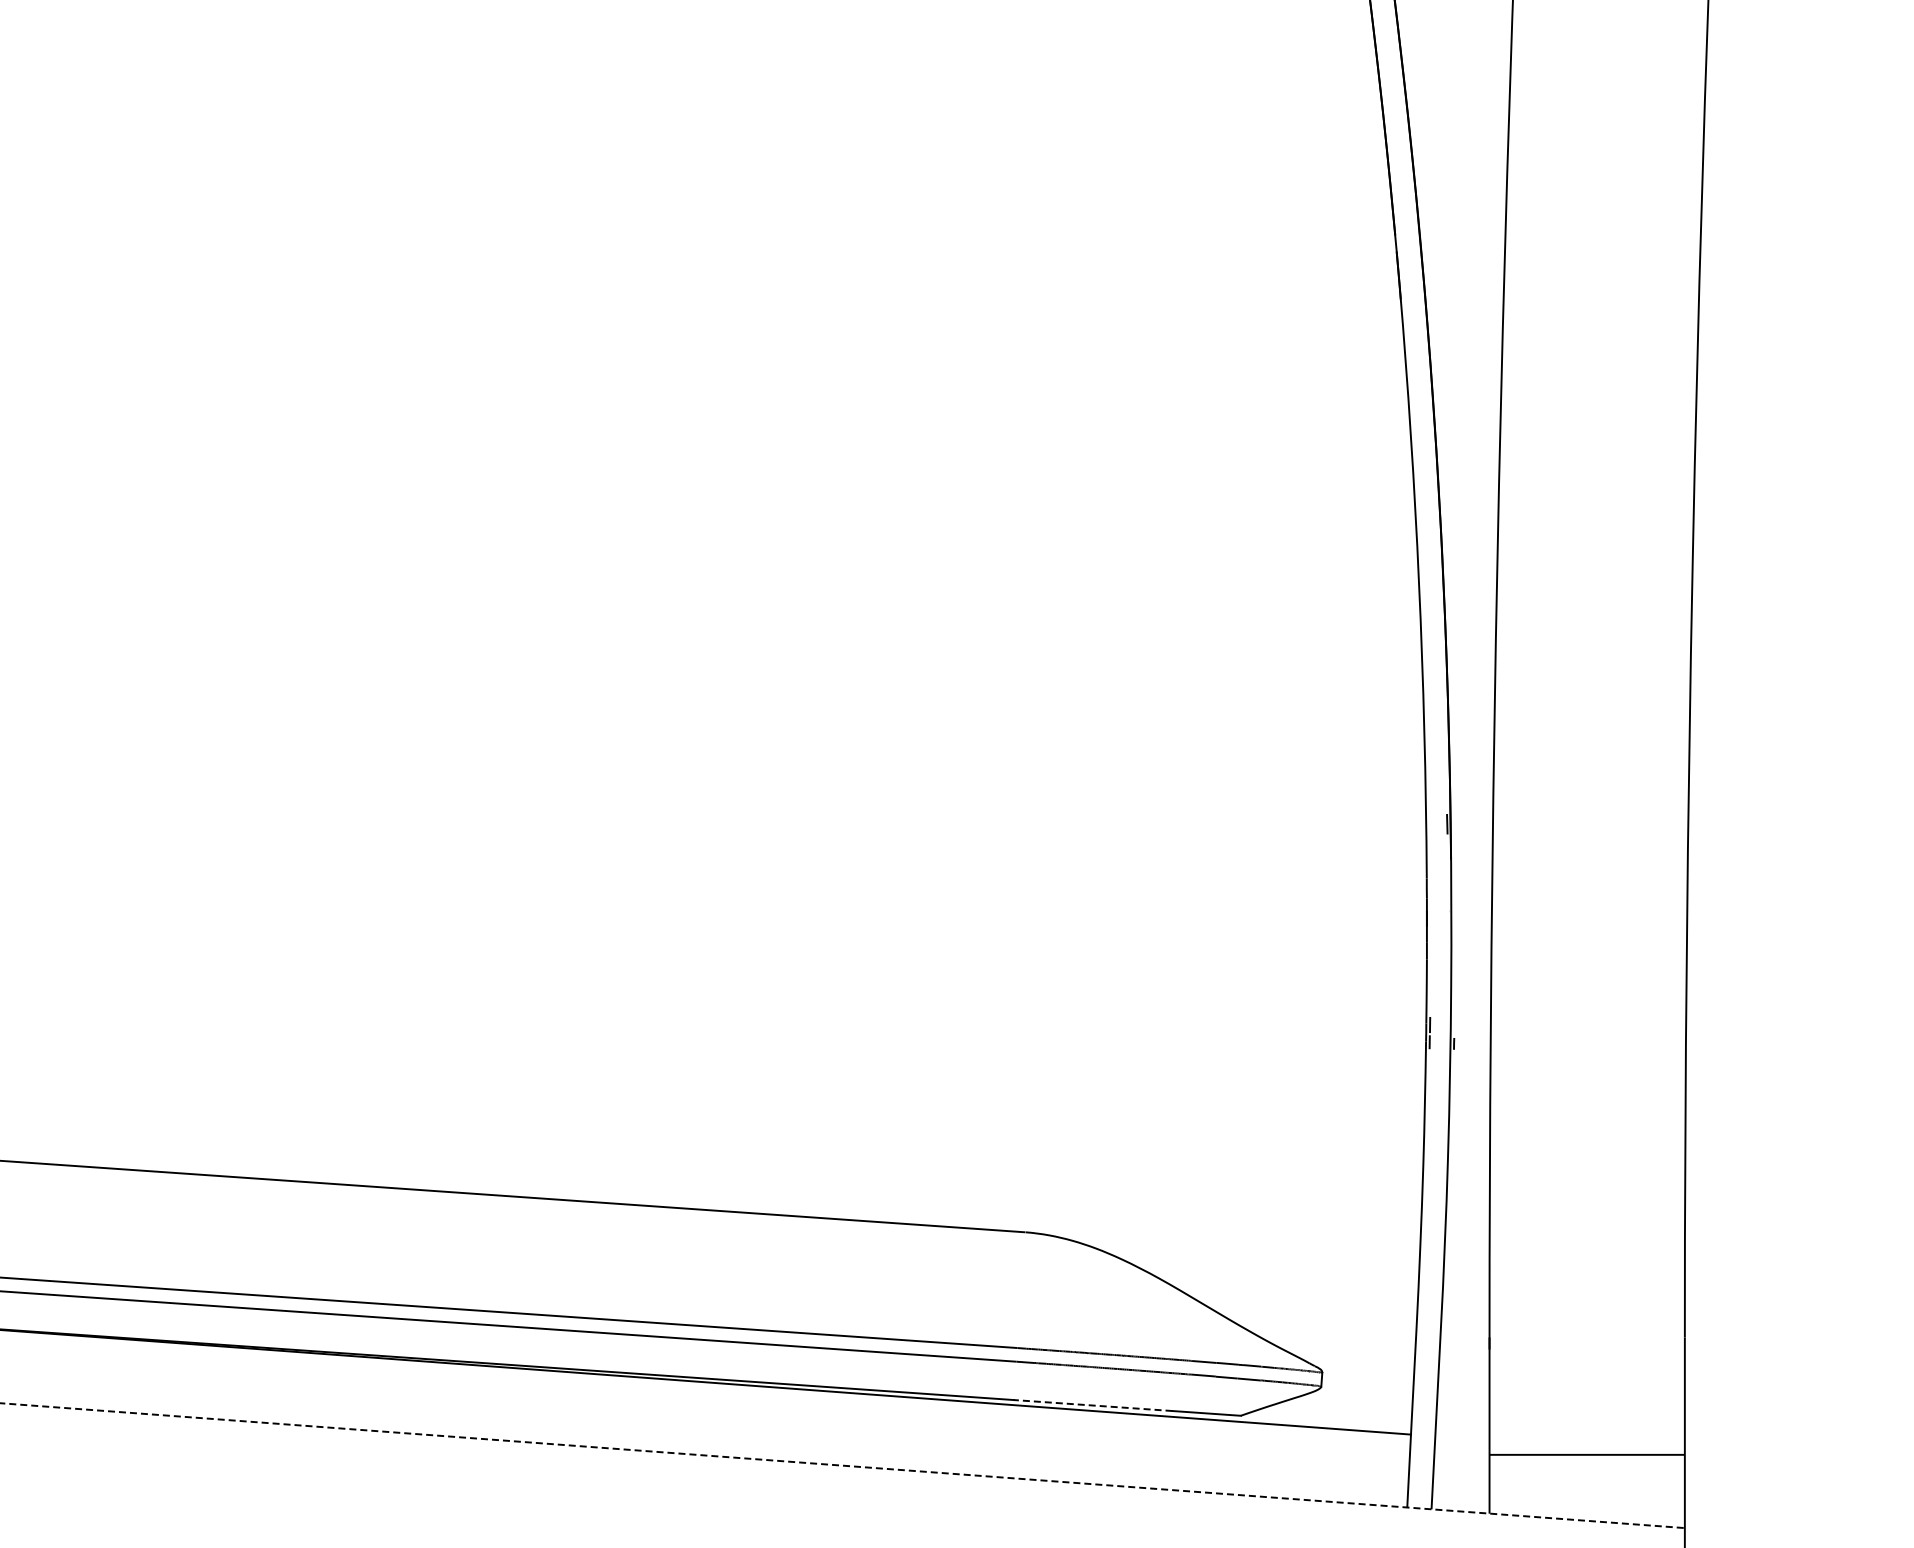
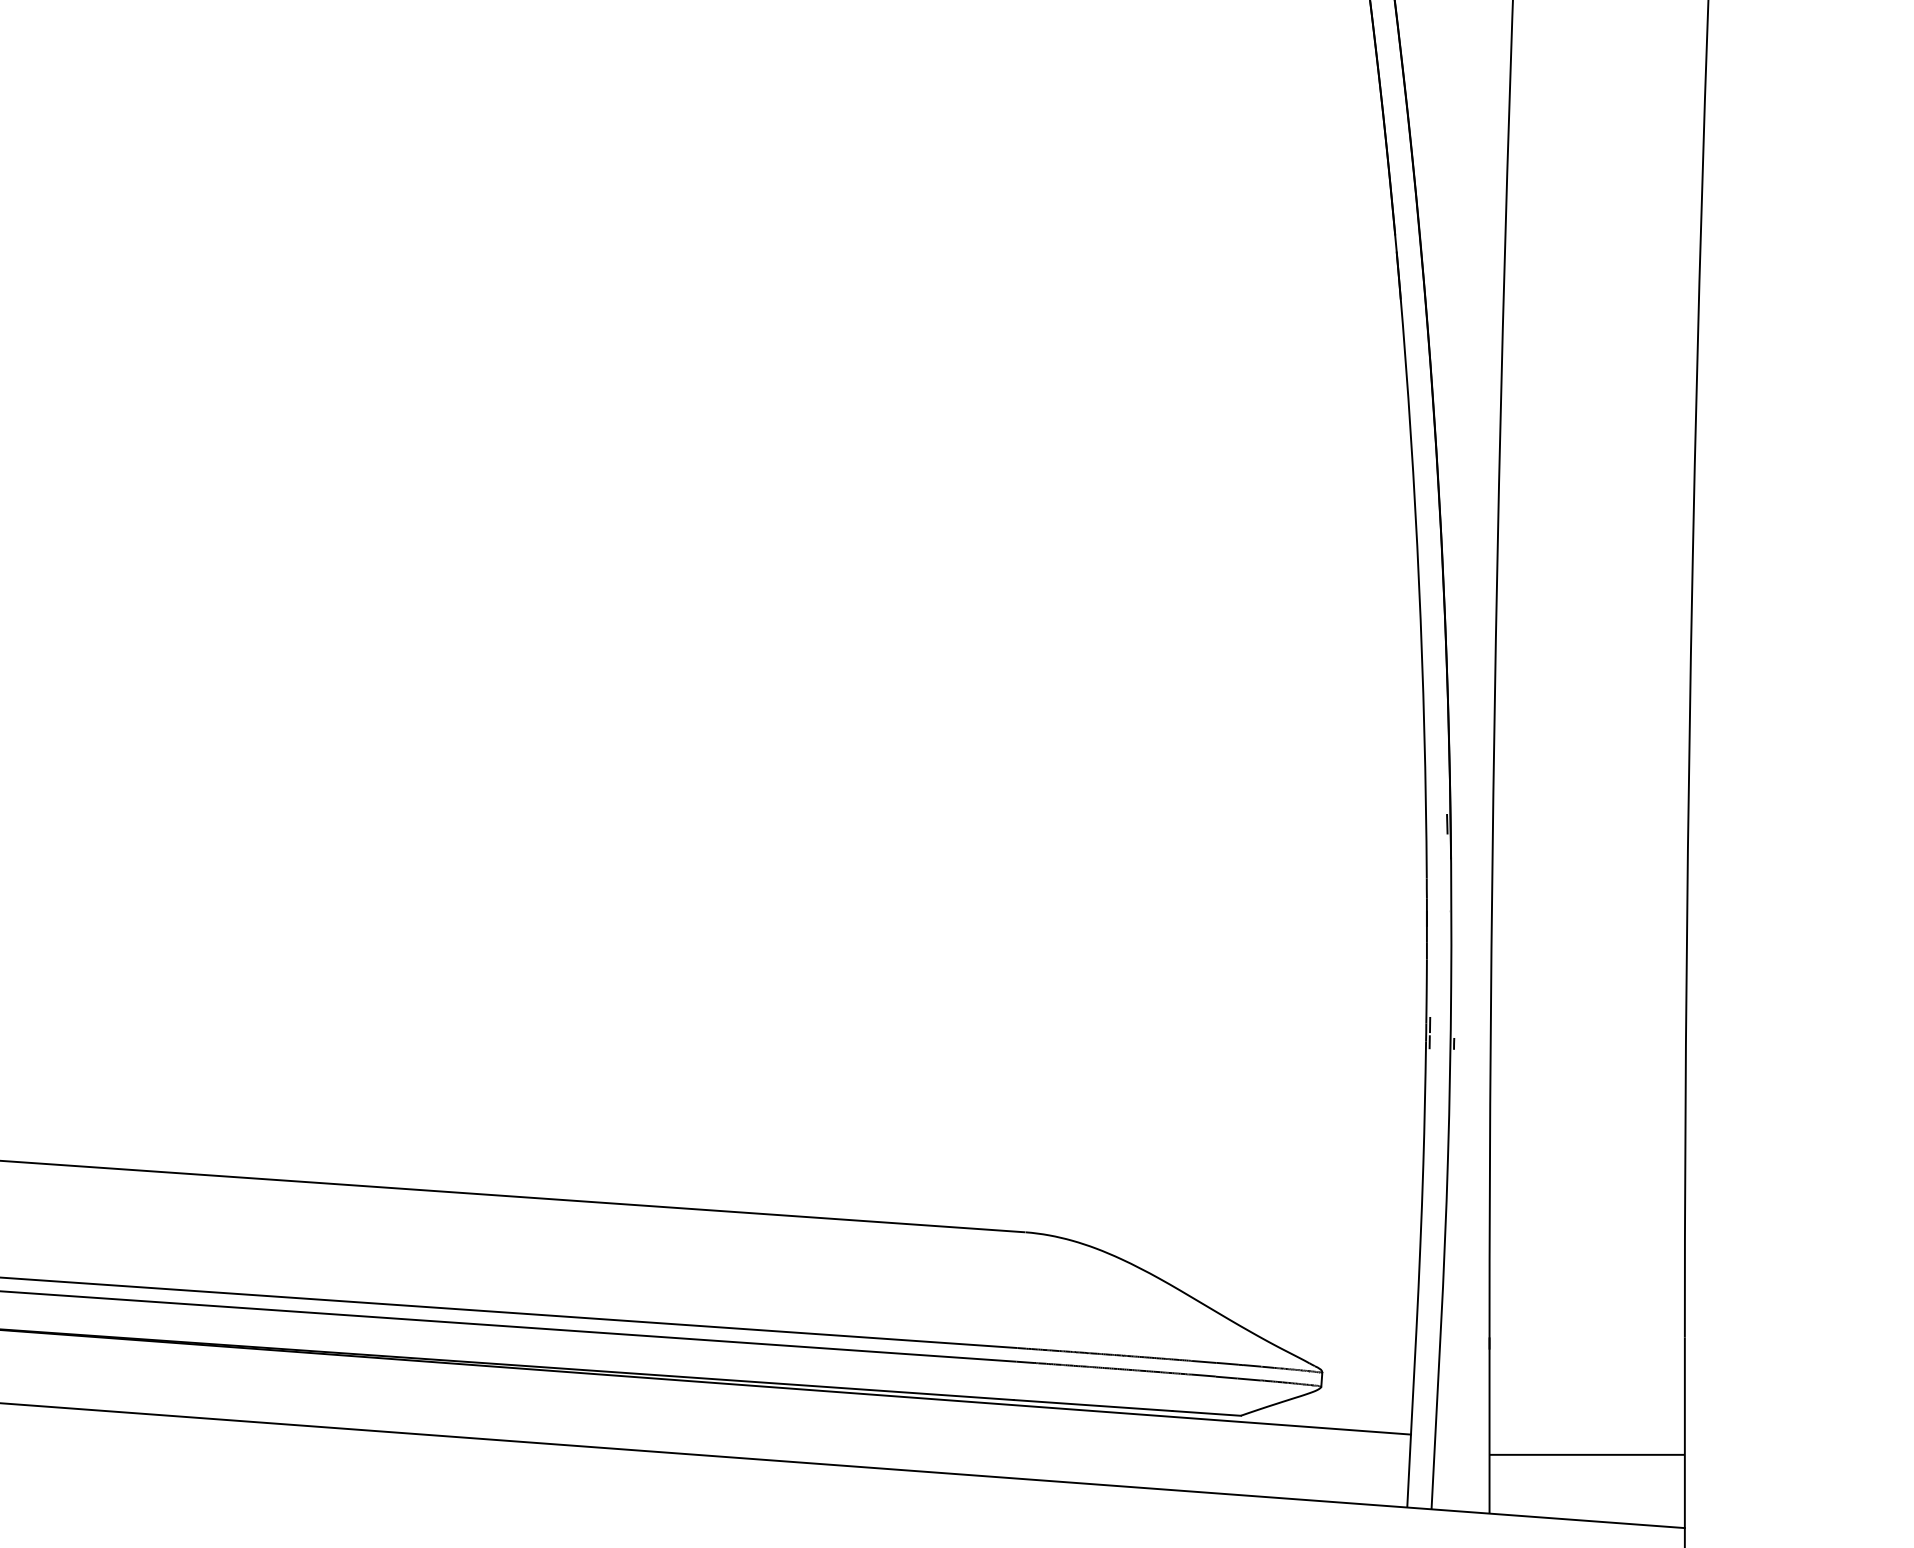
line: dashed -> solid (1093, 1405)
line: dashed -> solid (843, 1465)
